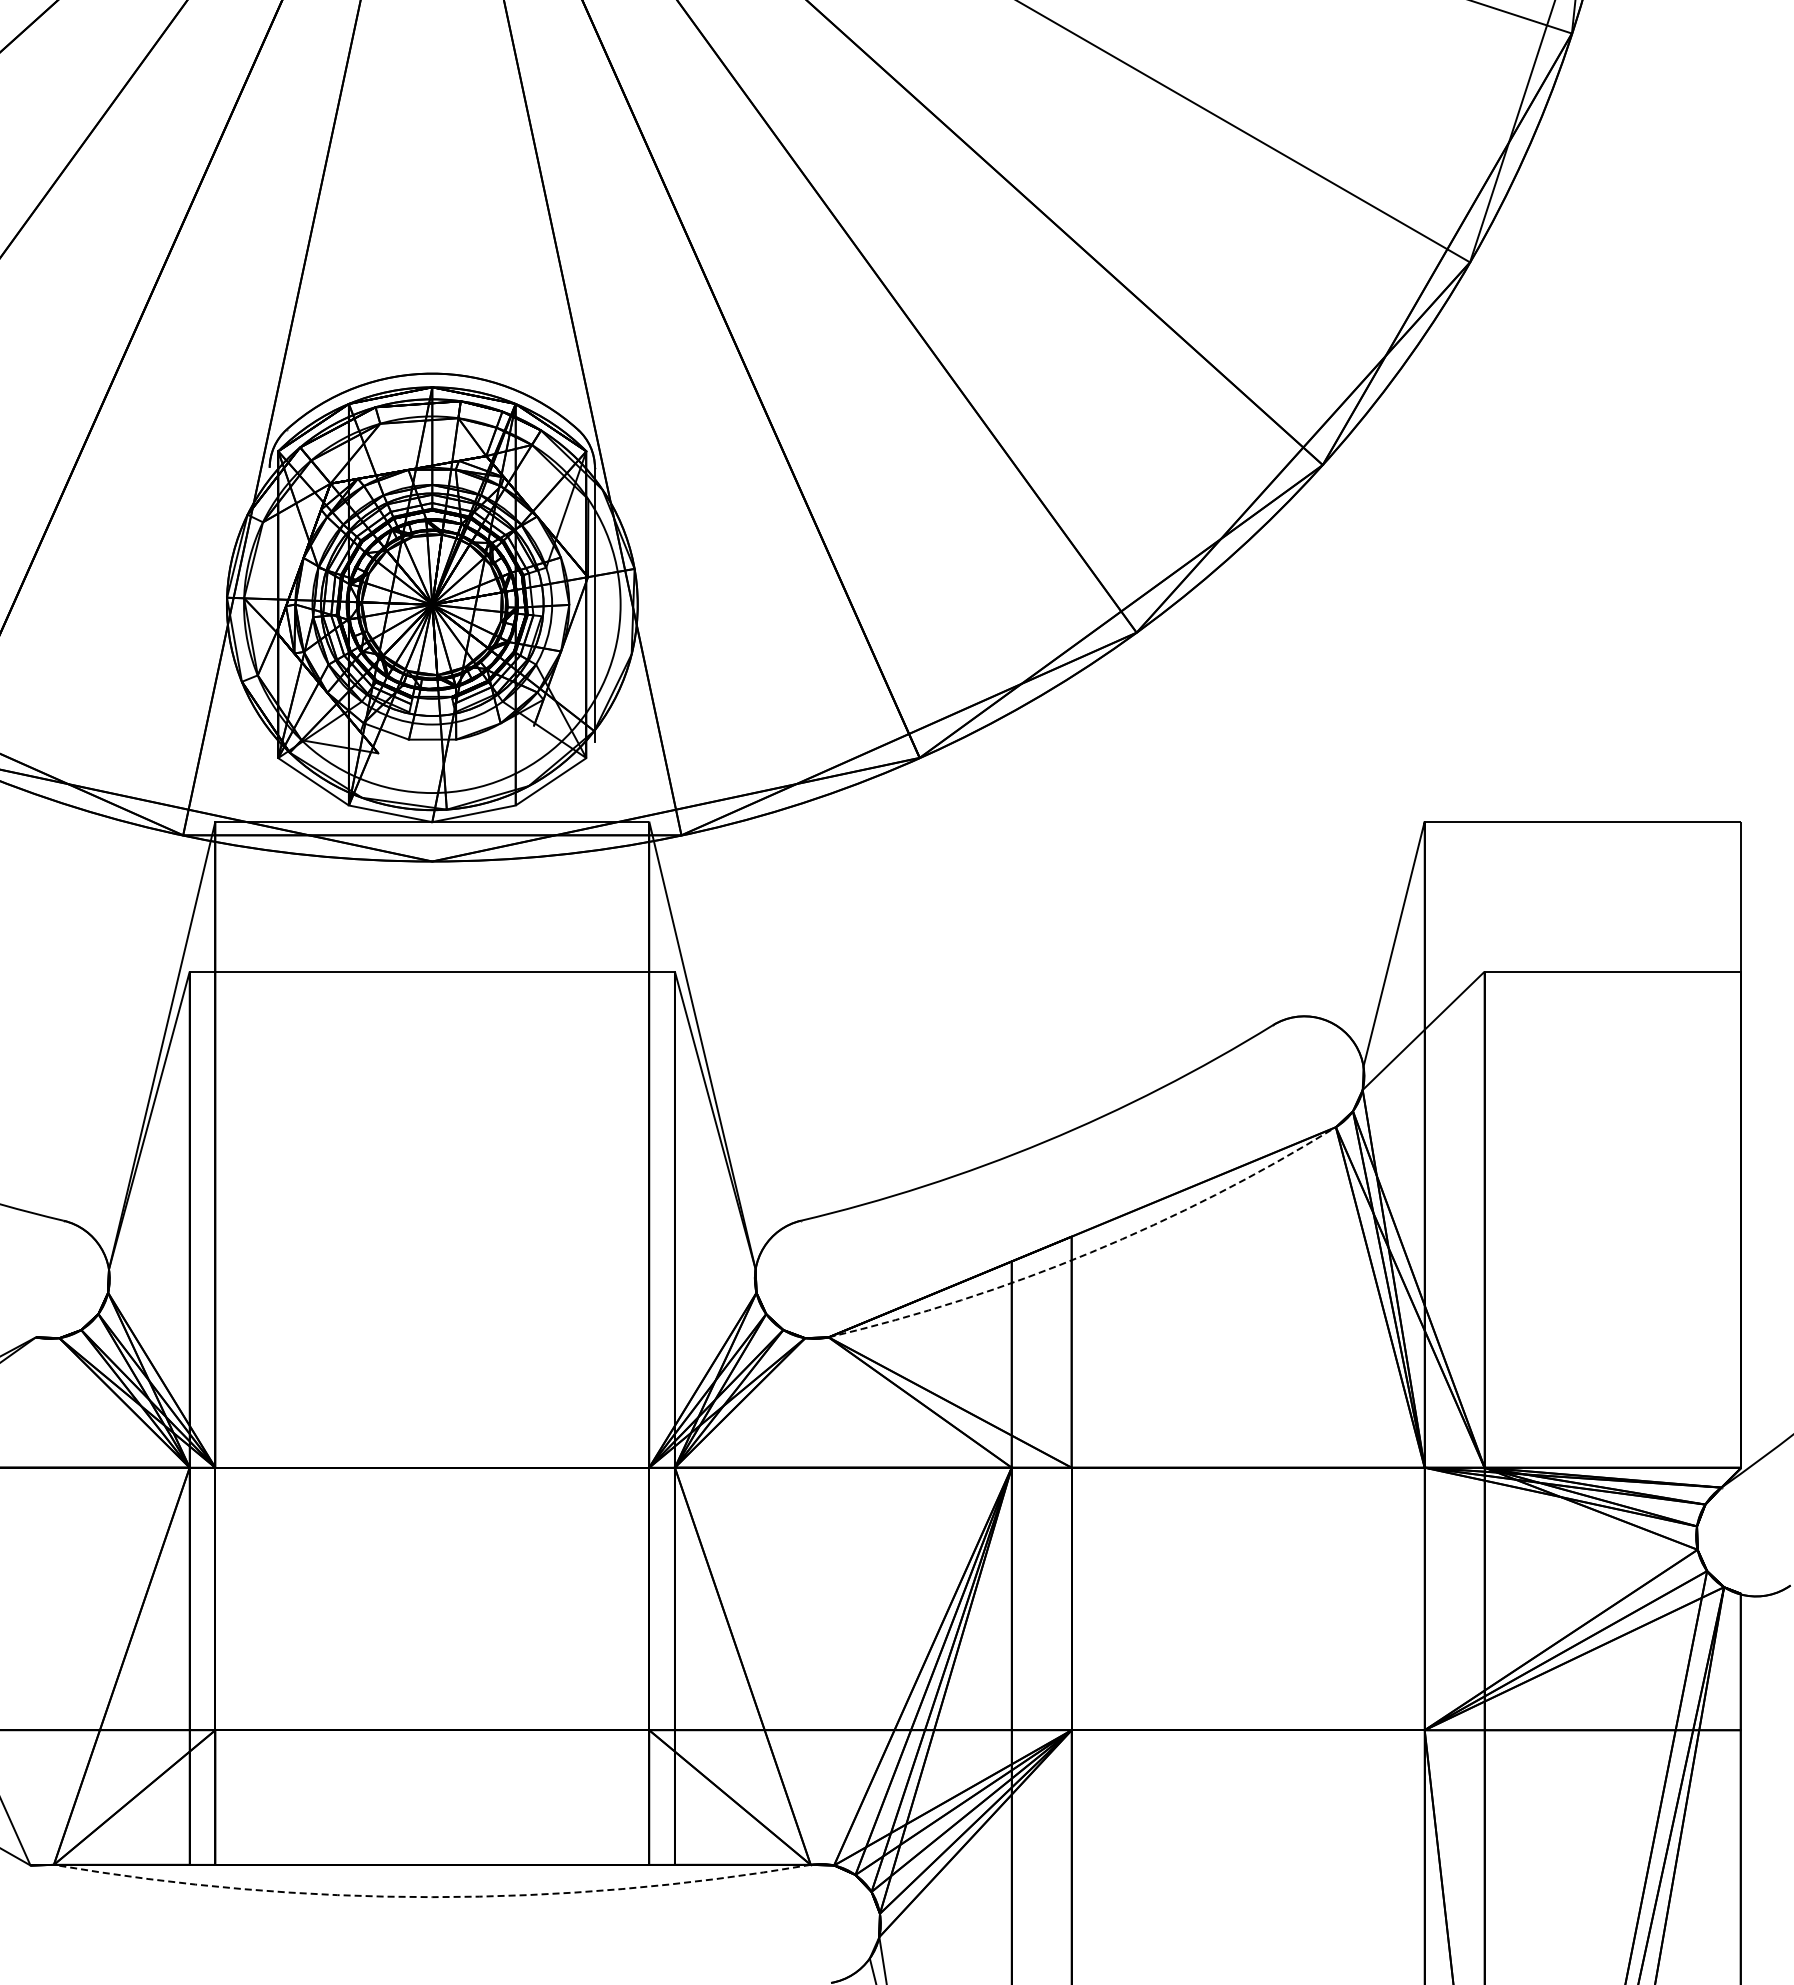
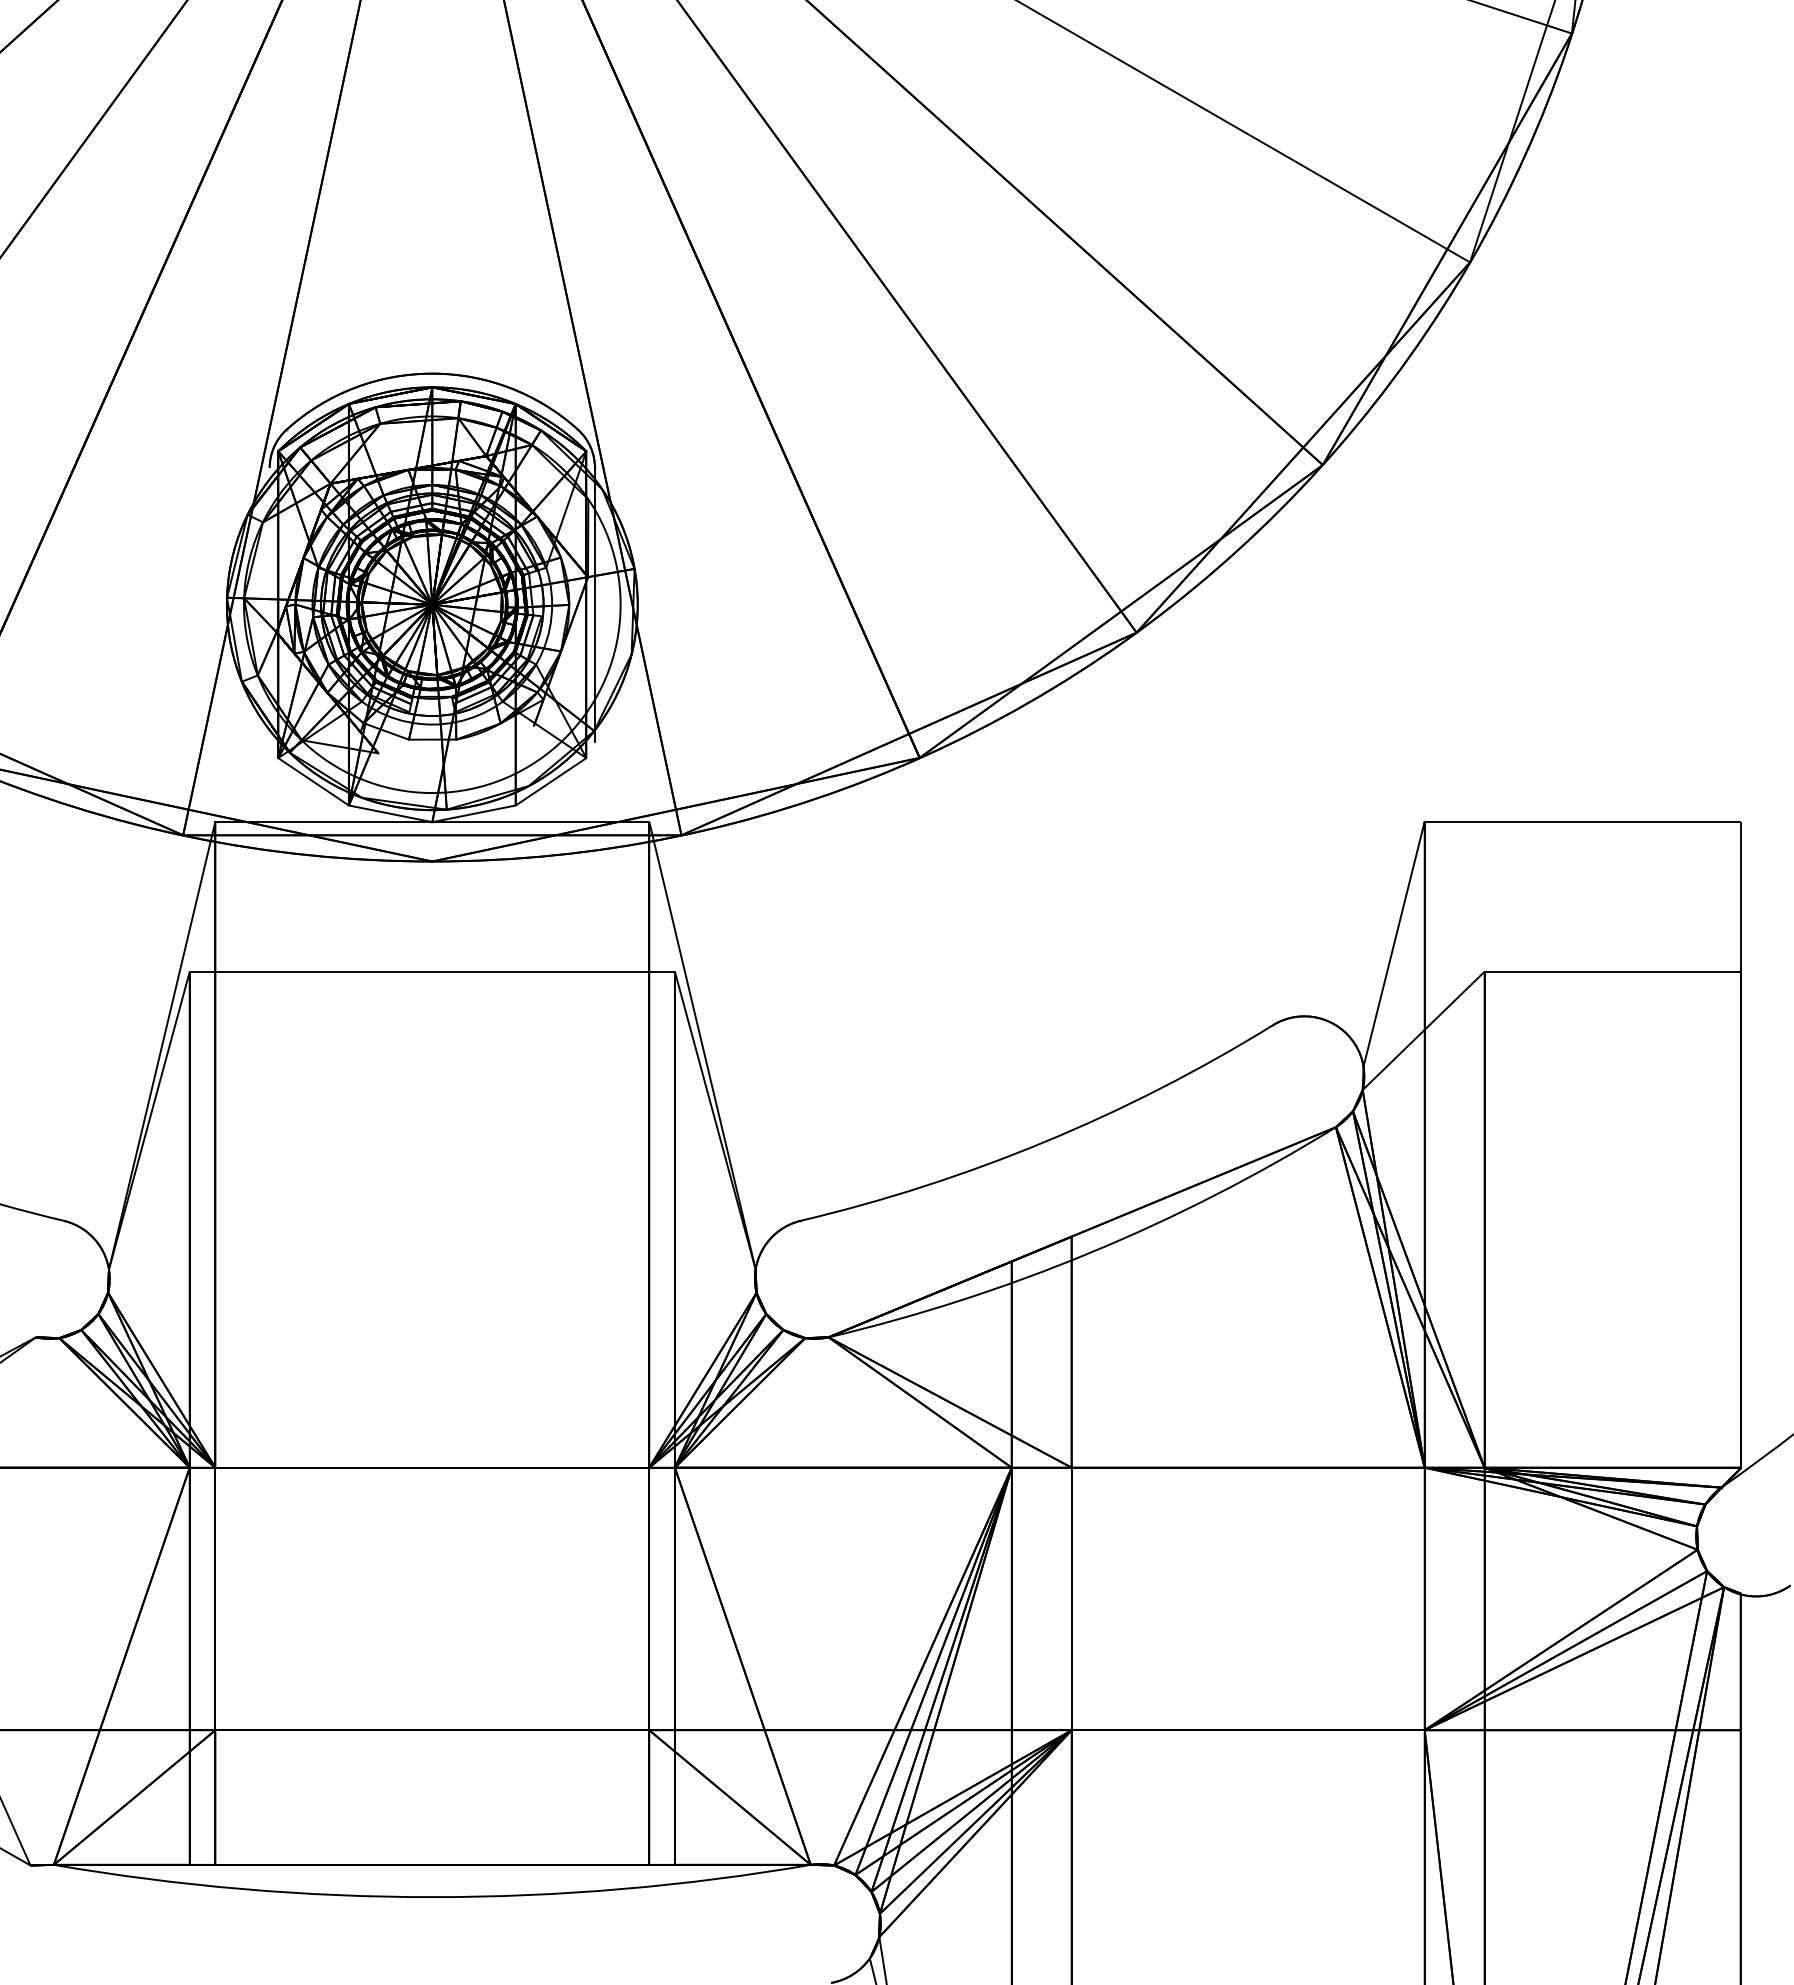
arc: dashed -> solid (1090, 1252)
arc: dashed -> solid (432, 1897)
